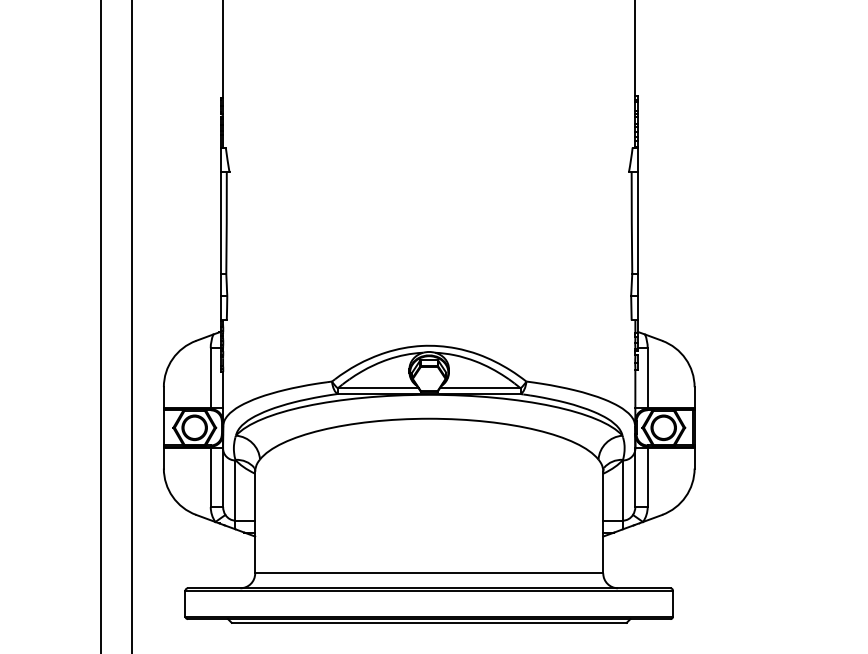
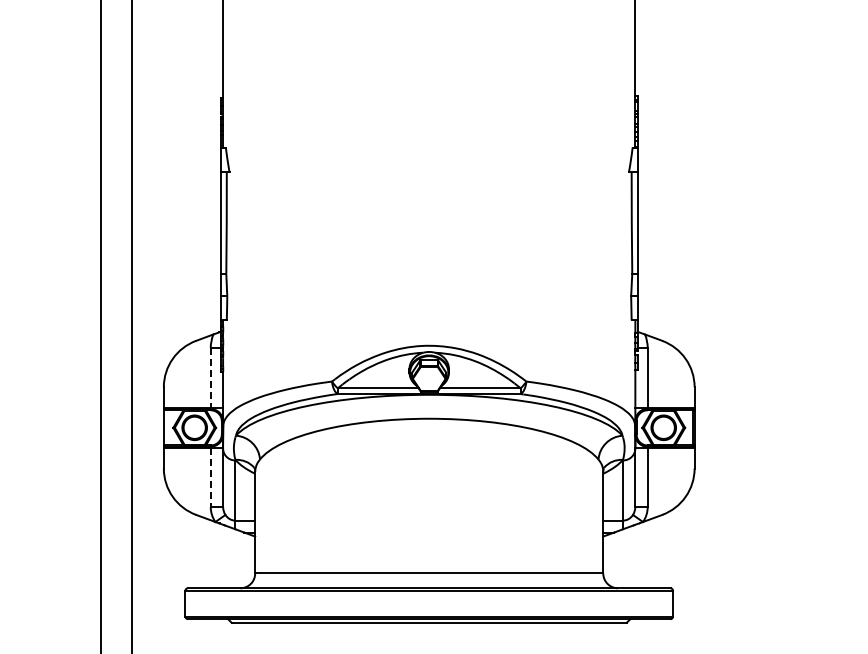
line: solid -> dashed (210, 378)
line: solid -> dashed (210, 477)
